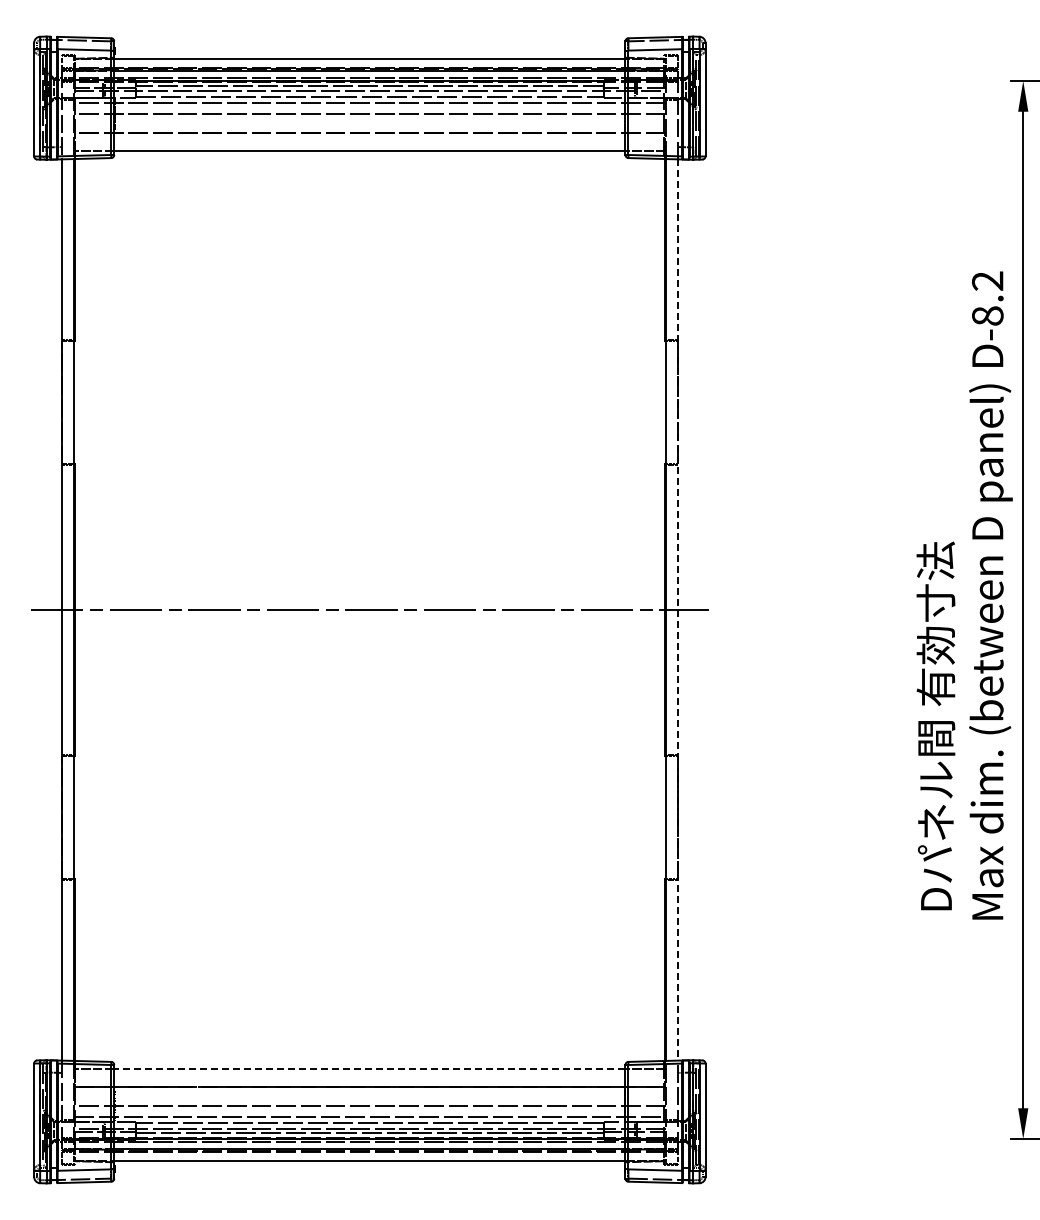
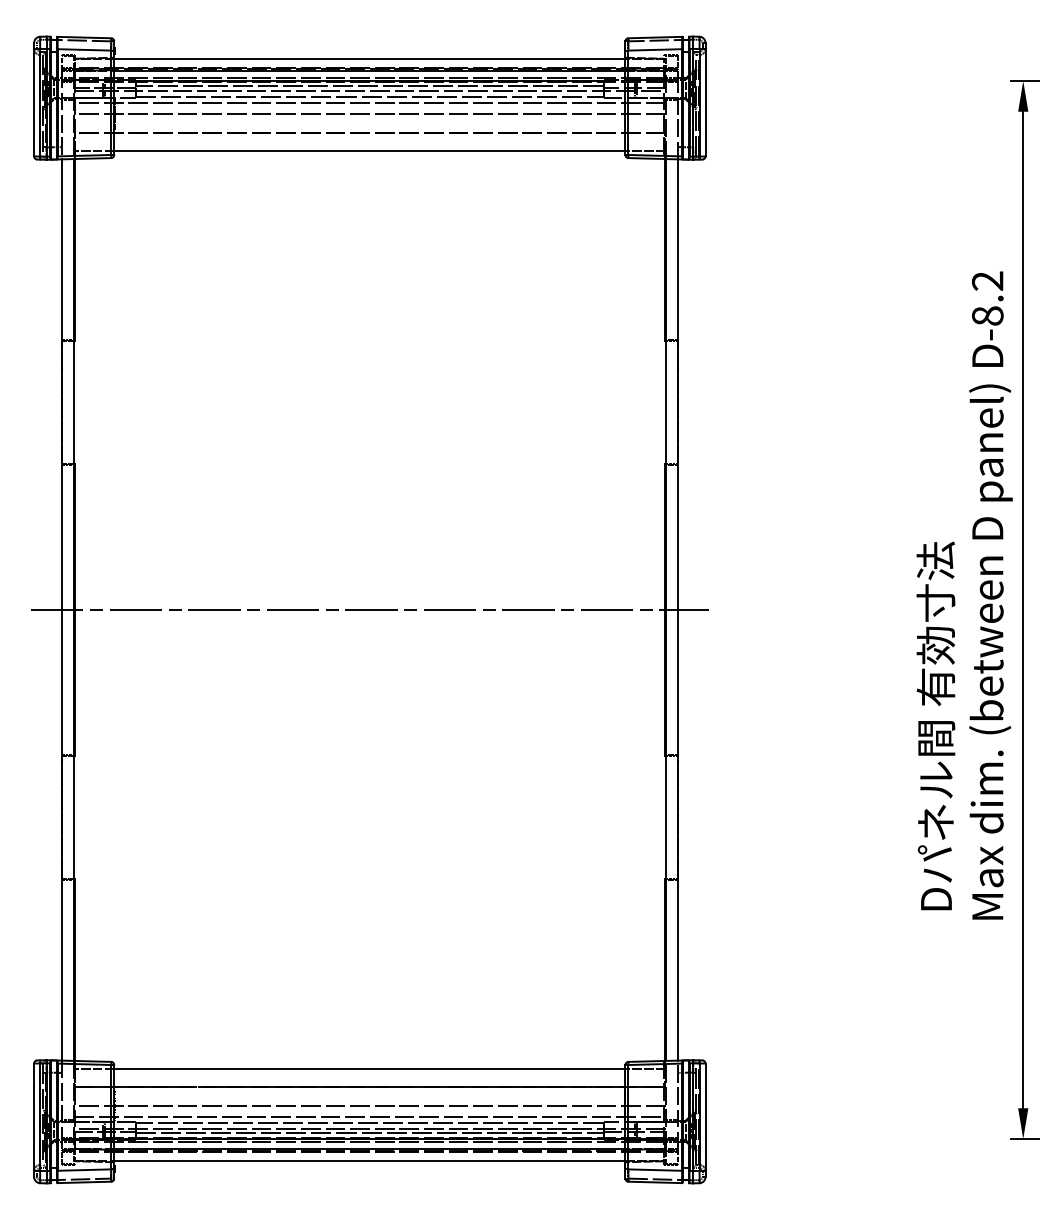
line: dashed -> solid (677, 610)
line: dashed -> solid (369, 1068)
